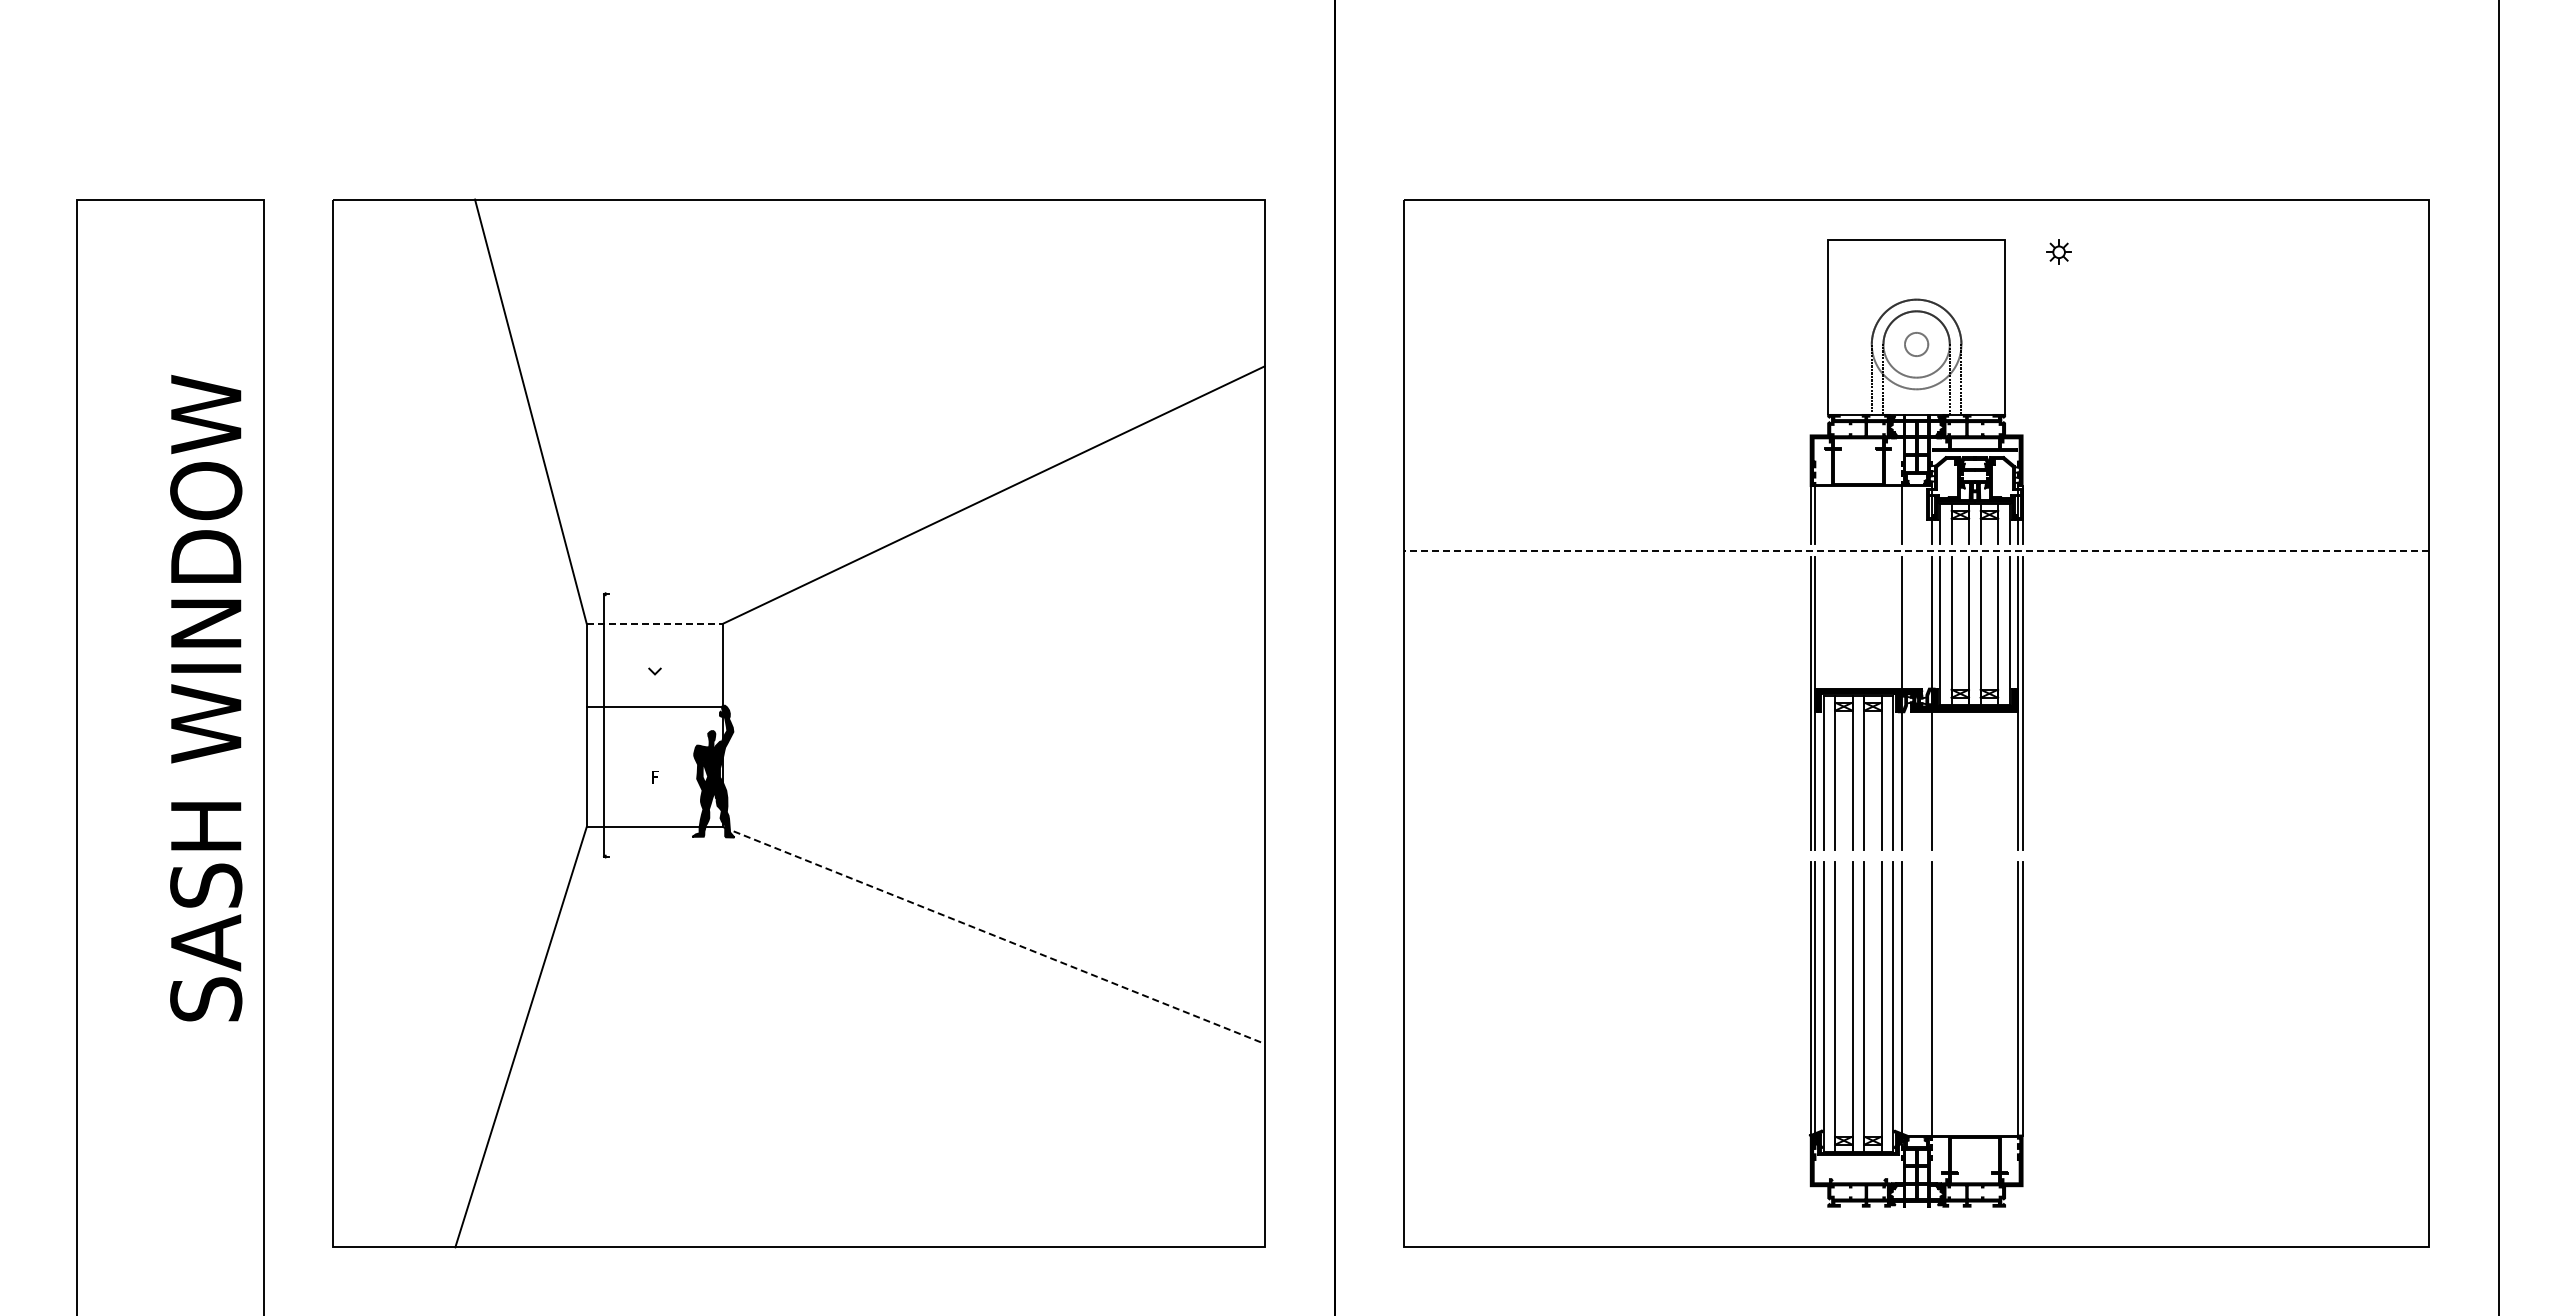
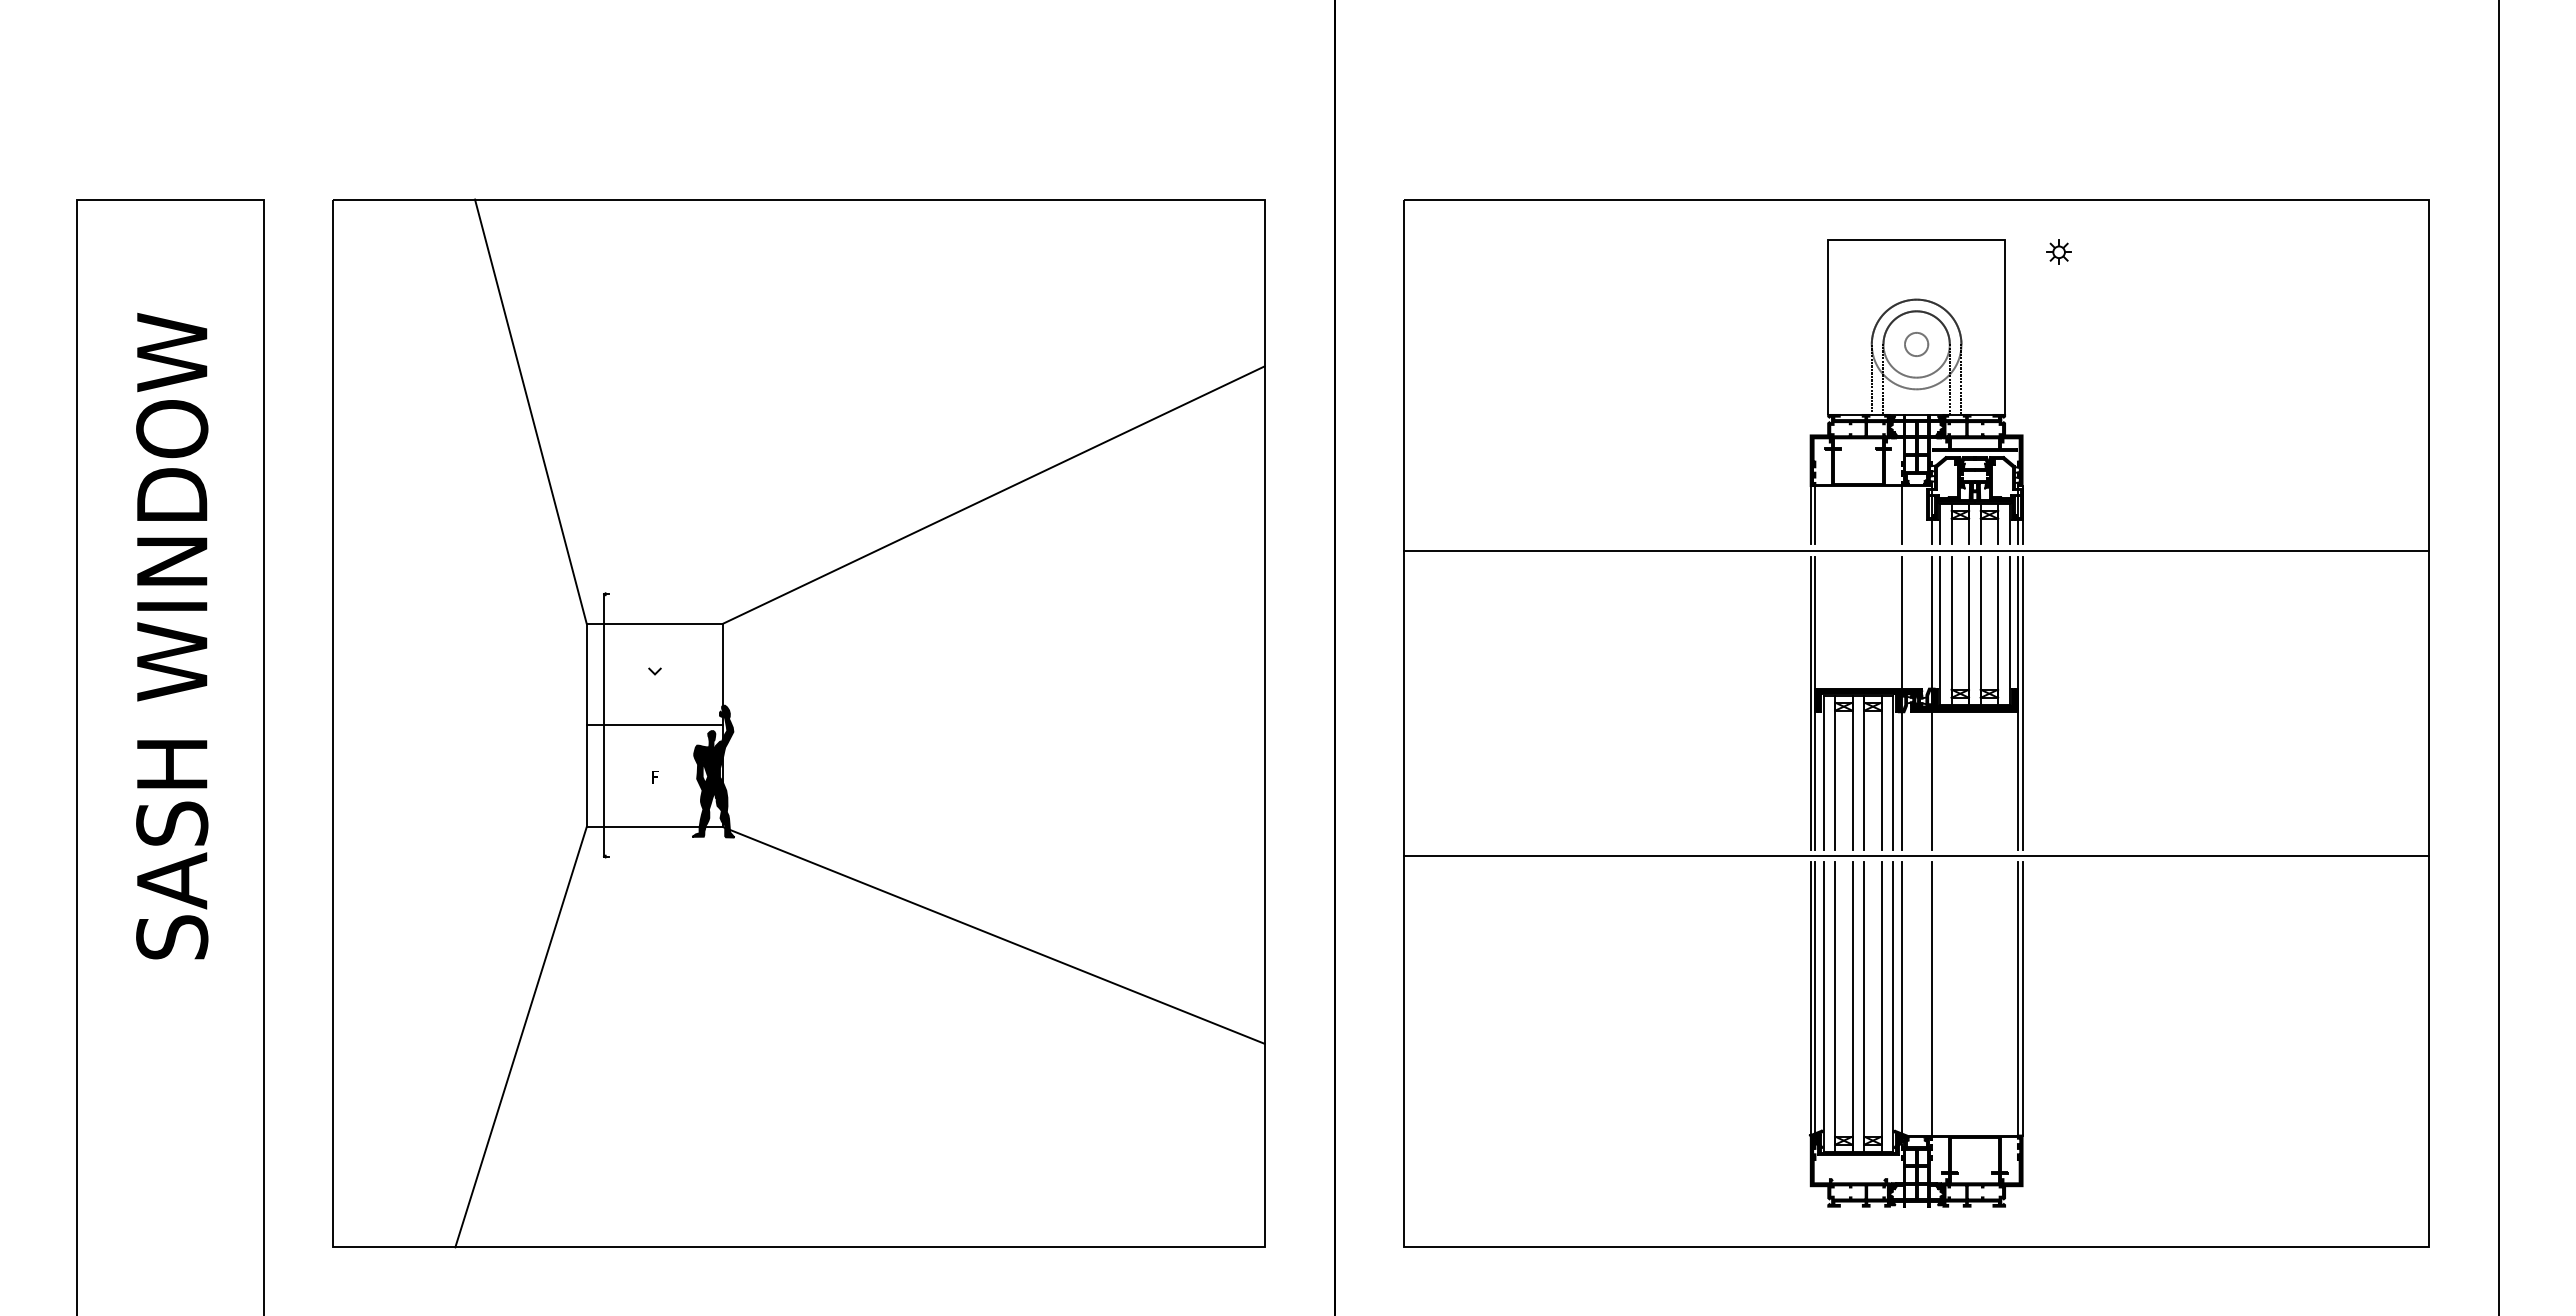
line: dashed -> solid (1916, 551)
line: dashed -> solid (655, 623)
text position: (206, 697) -> (172, 635) (172, 635)
line position: (654, 707) -> (654, 725) (654, 725)
line: none -> present (1916, 856)
line: dashed -> solid (994, 935)
